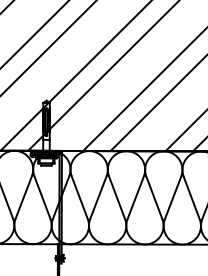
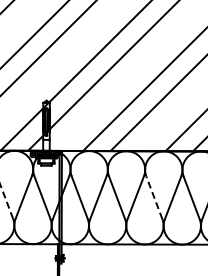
line: solid -> dashed (154, 197)
line: solid -> dashed (6, 201)
